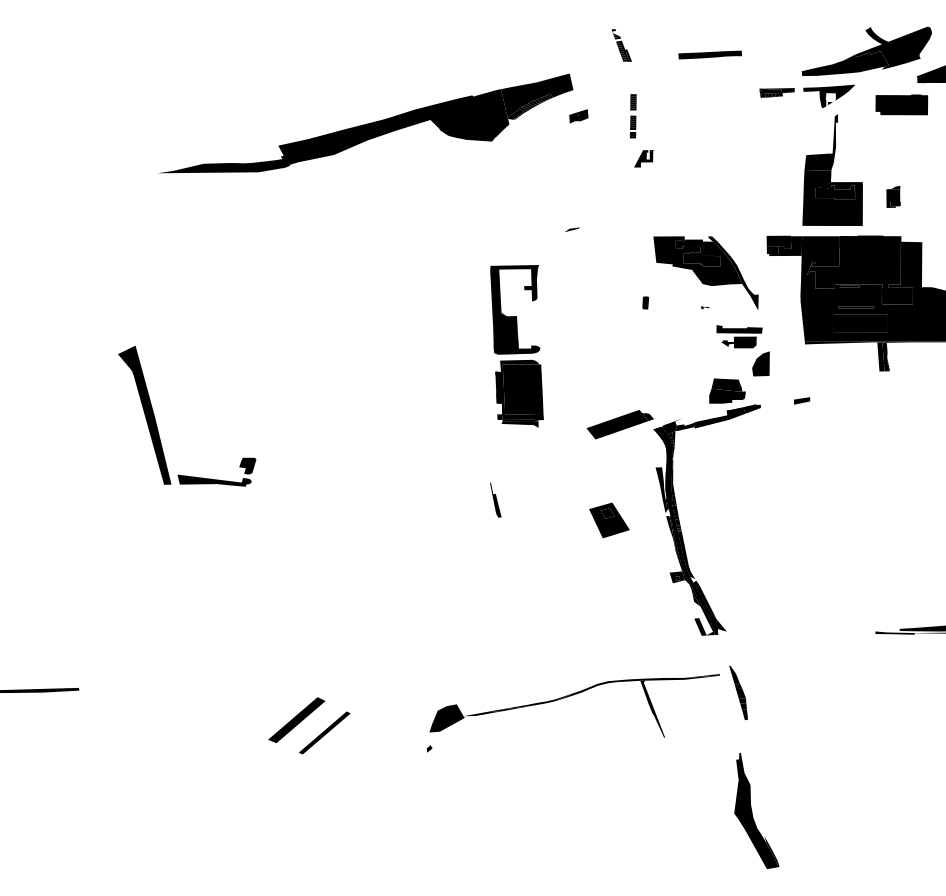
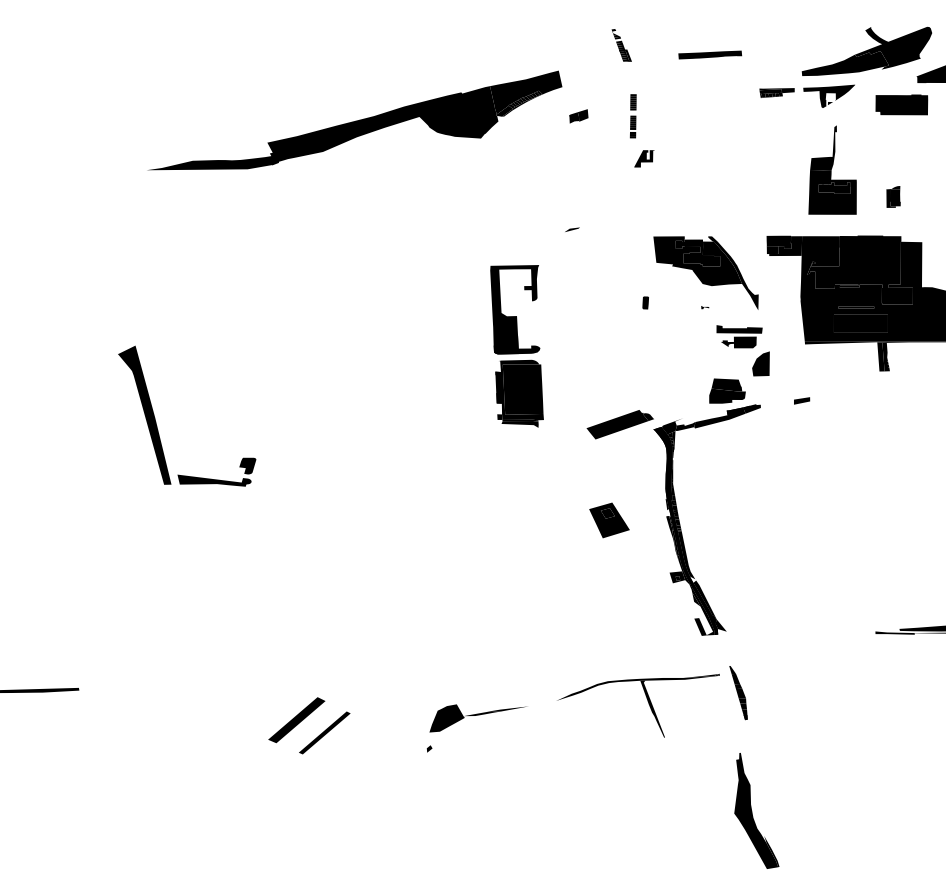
part position: (365, 123) -> (354, 120) (354, 120)
part size: 61x112 px -> 49x90 px (832, 169)
fill: present -> none (661, 489)
part: present -> none (495, 499)
fill: present -> none (535, 701)
